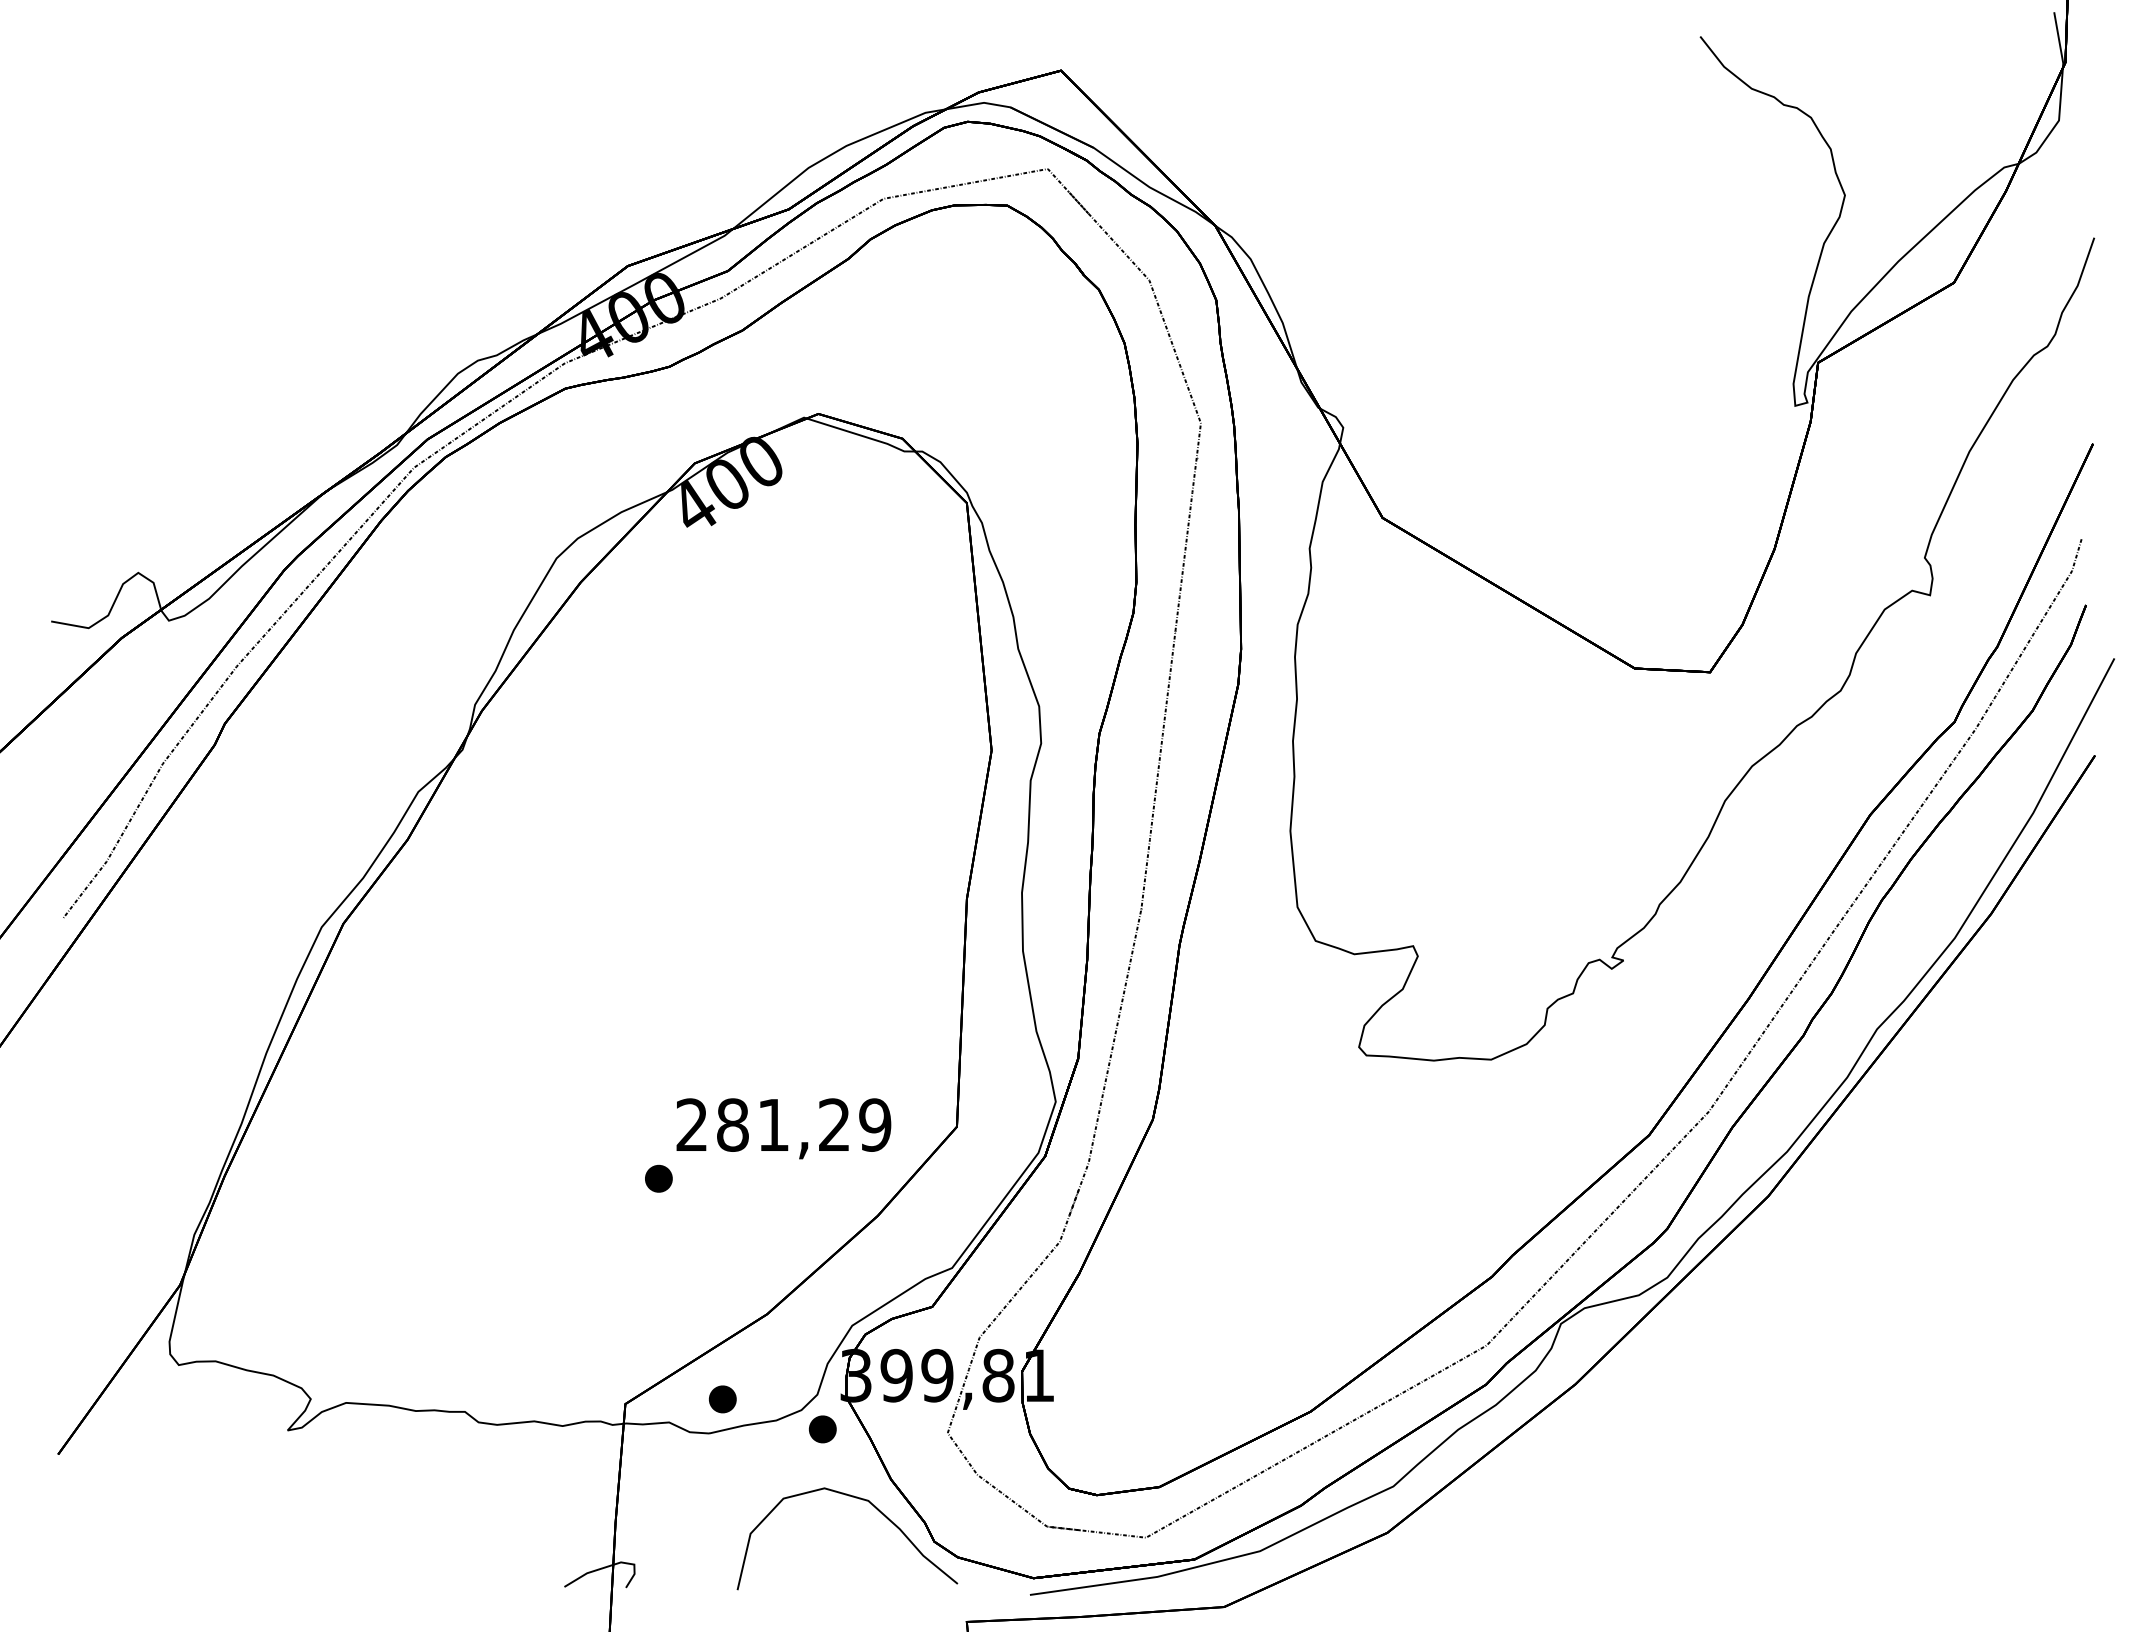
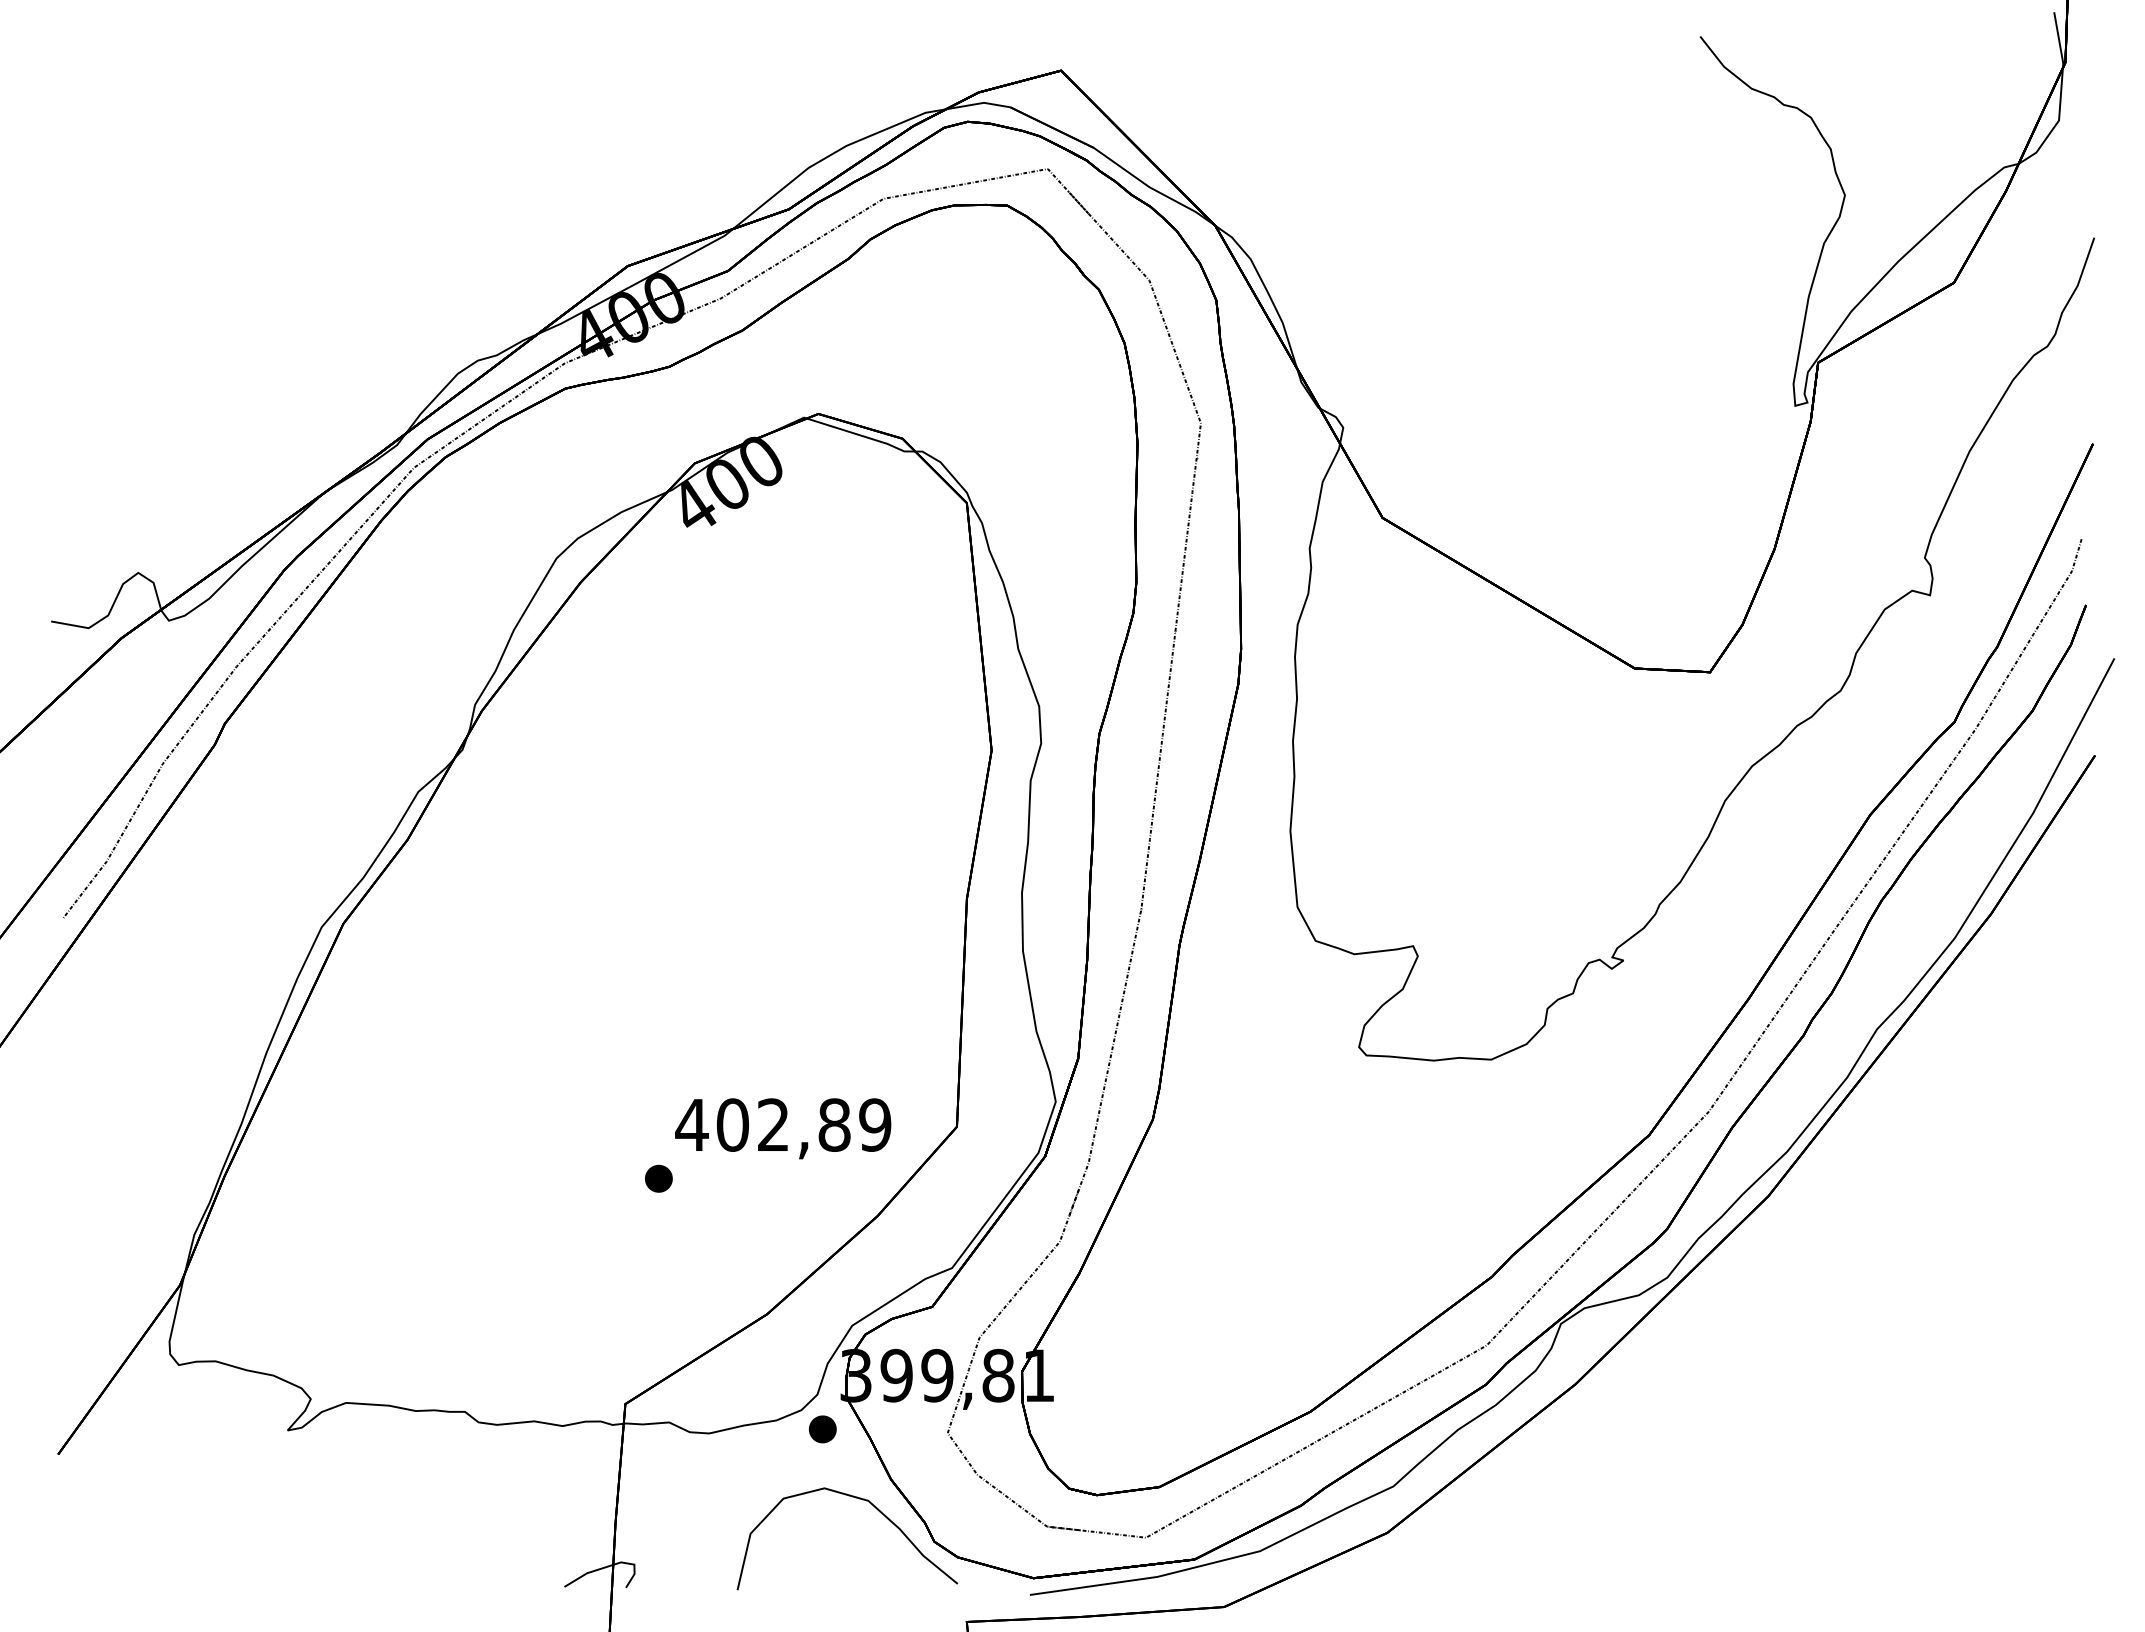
text: 281,29 -> 402,89 (762, 1124)
part: present -> none (722, 1399)
